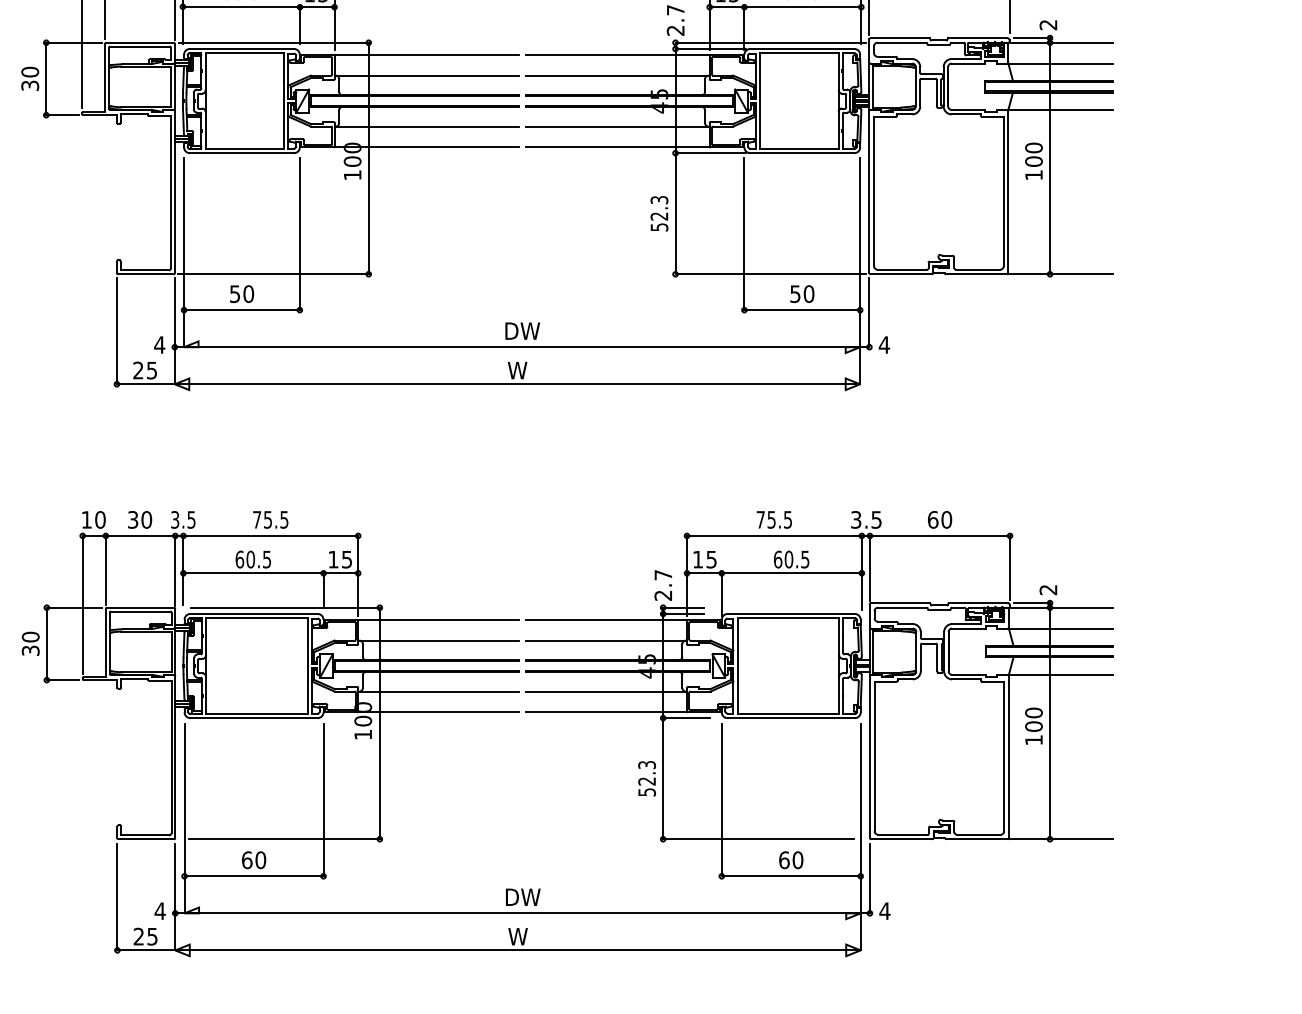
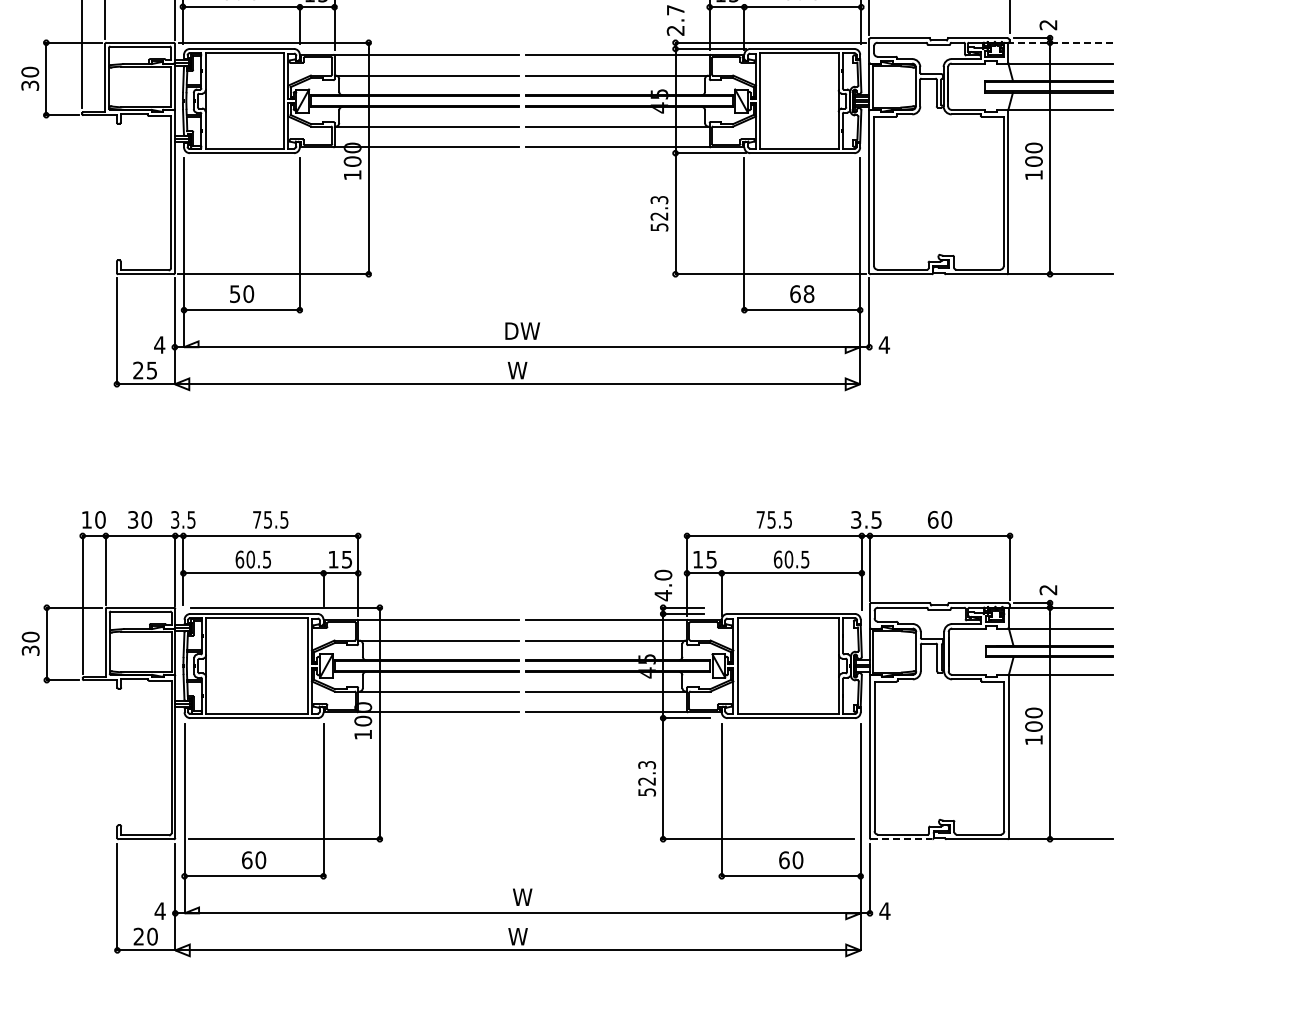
line: solid -> dashed (1059, 42)
text: 50 -> 68 (802, 294)
text: 2.7 -> 4.0 (663, 585)
line: solid -> dashed (901, 839)
text: DW -> W (523, 896)
text: 25 -> 20 (152, 936)
